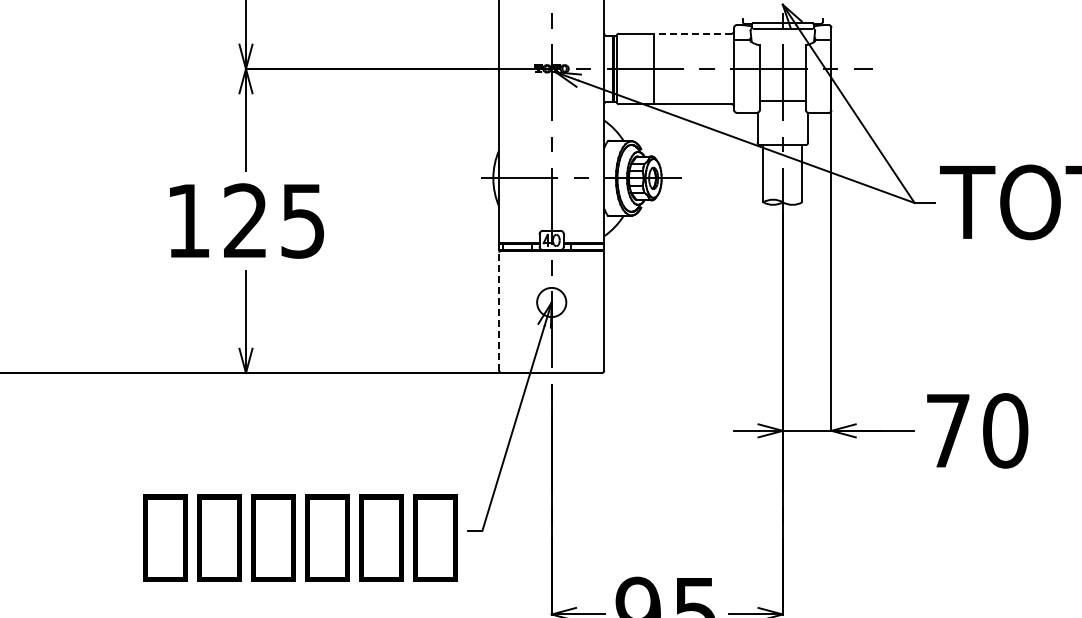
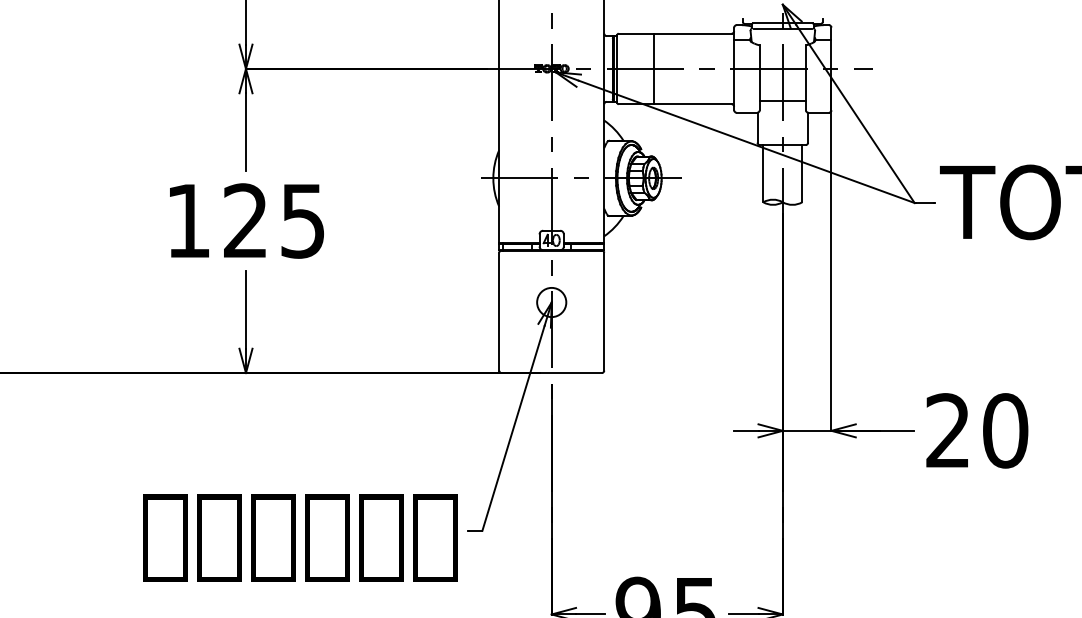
line: dashed -> solid (692, 33)
line: dashed -> solid (499, 311)
text: 70 -> 20 (947, 430)
